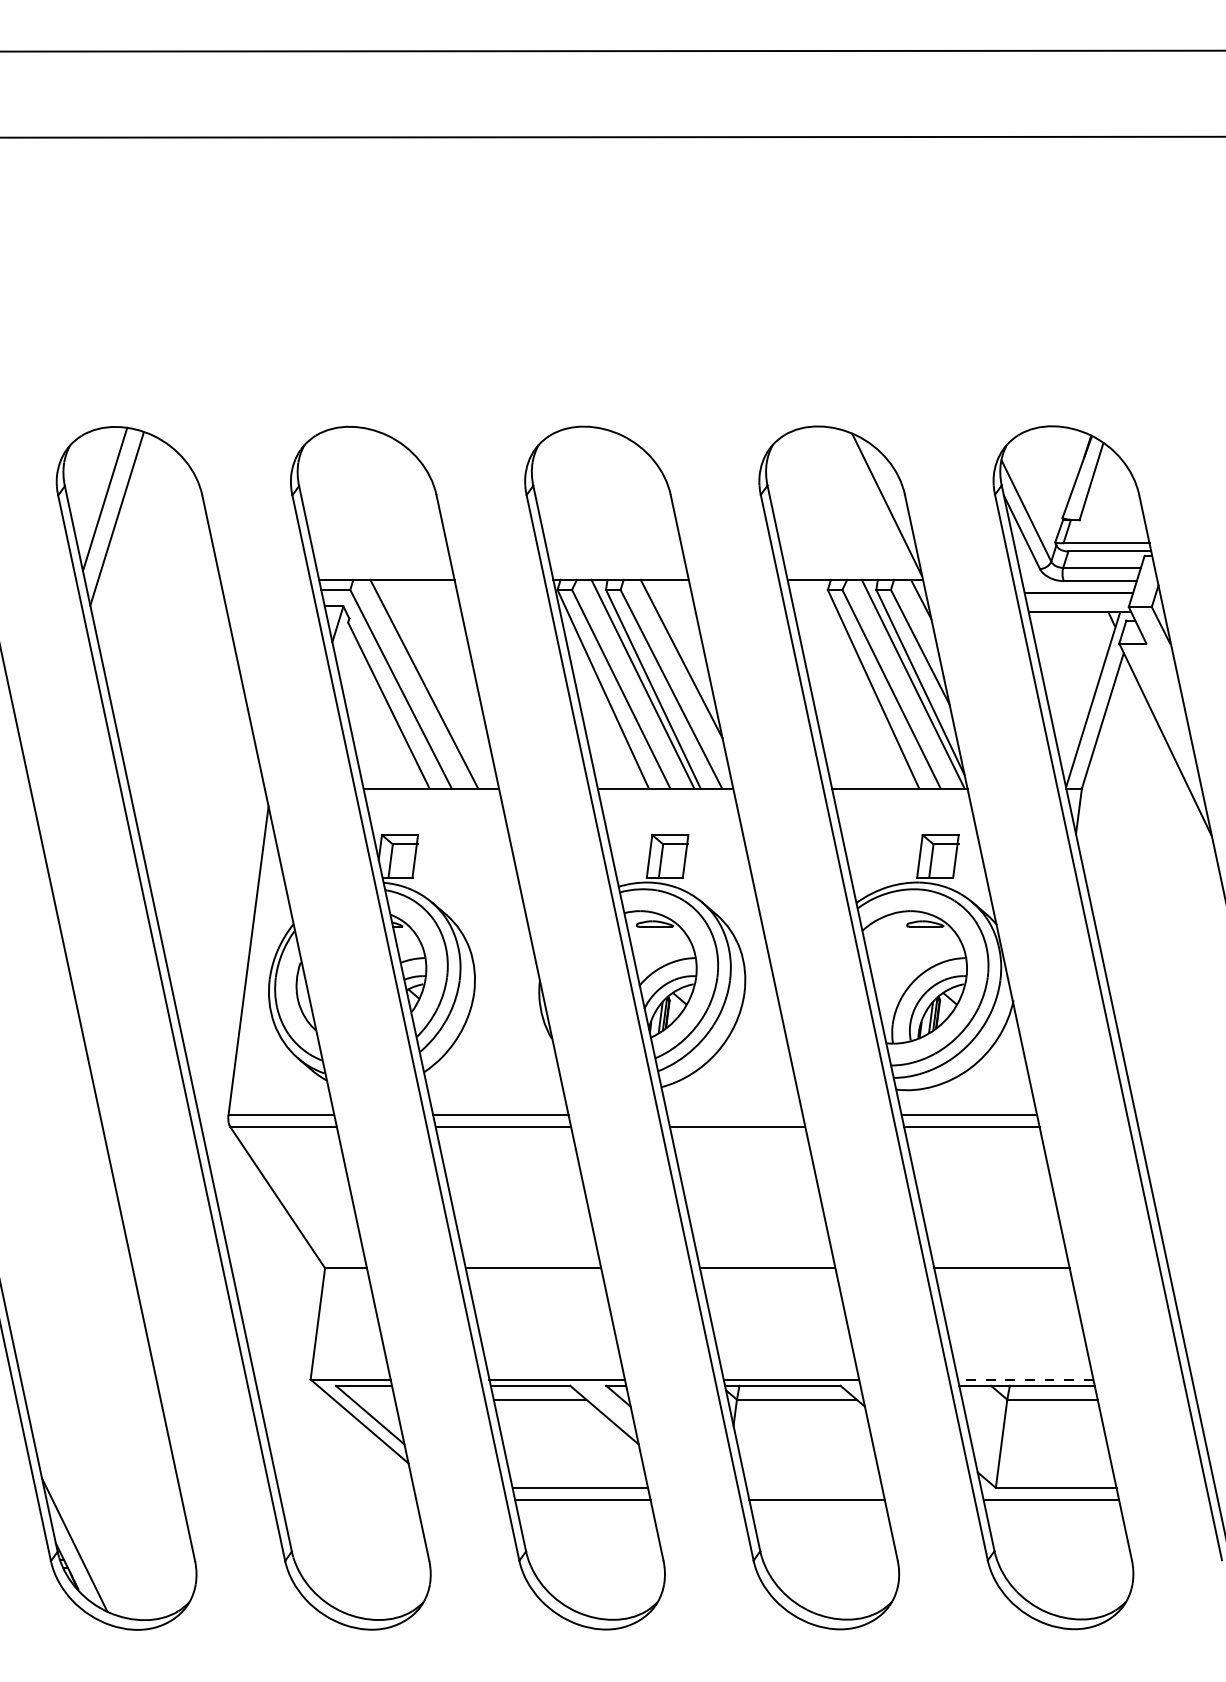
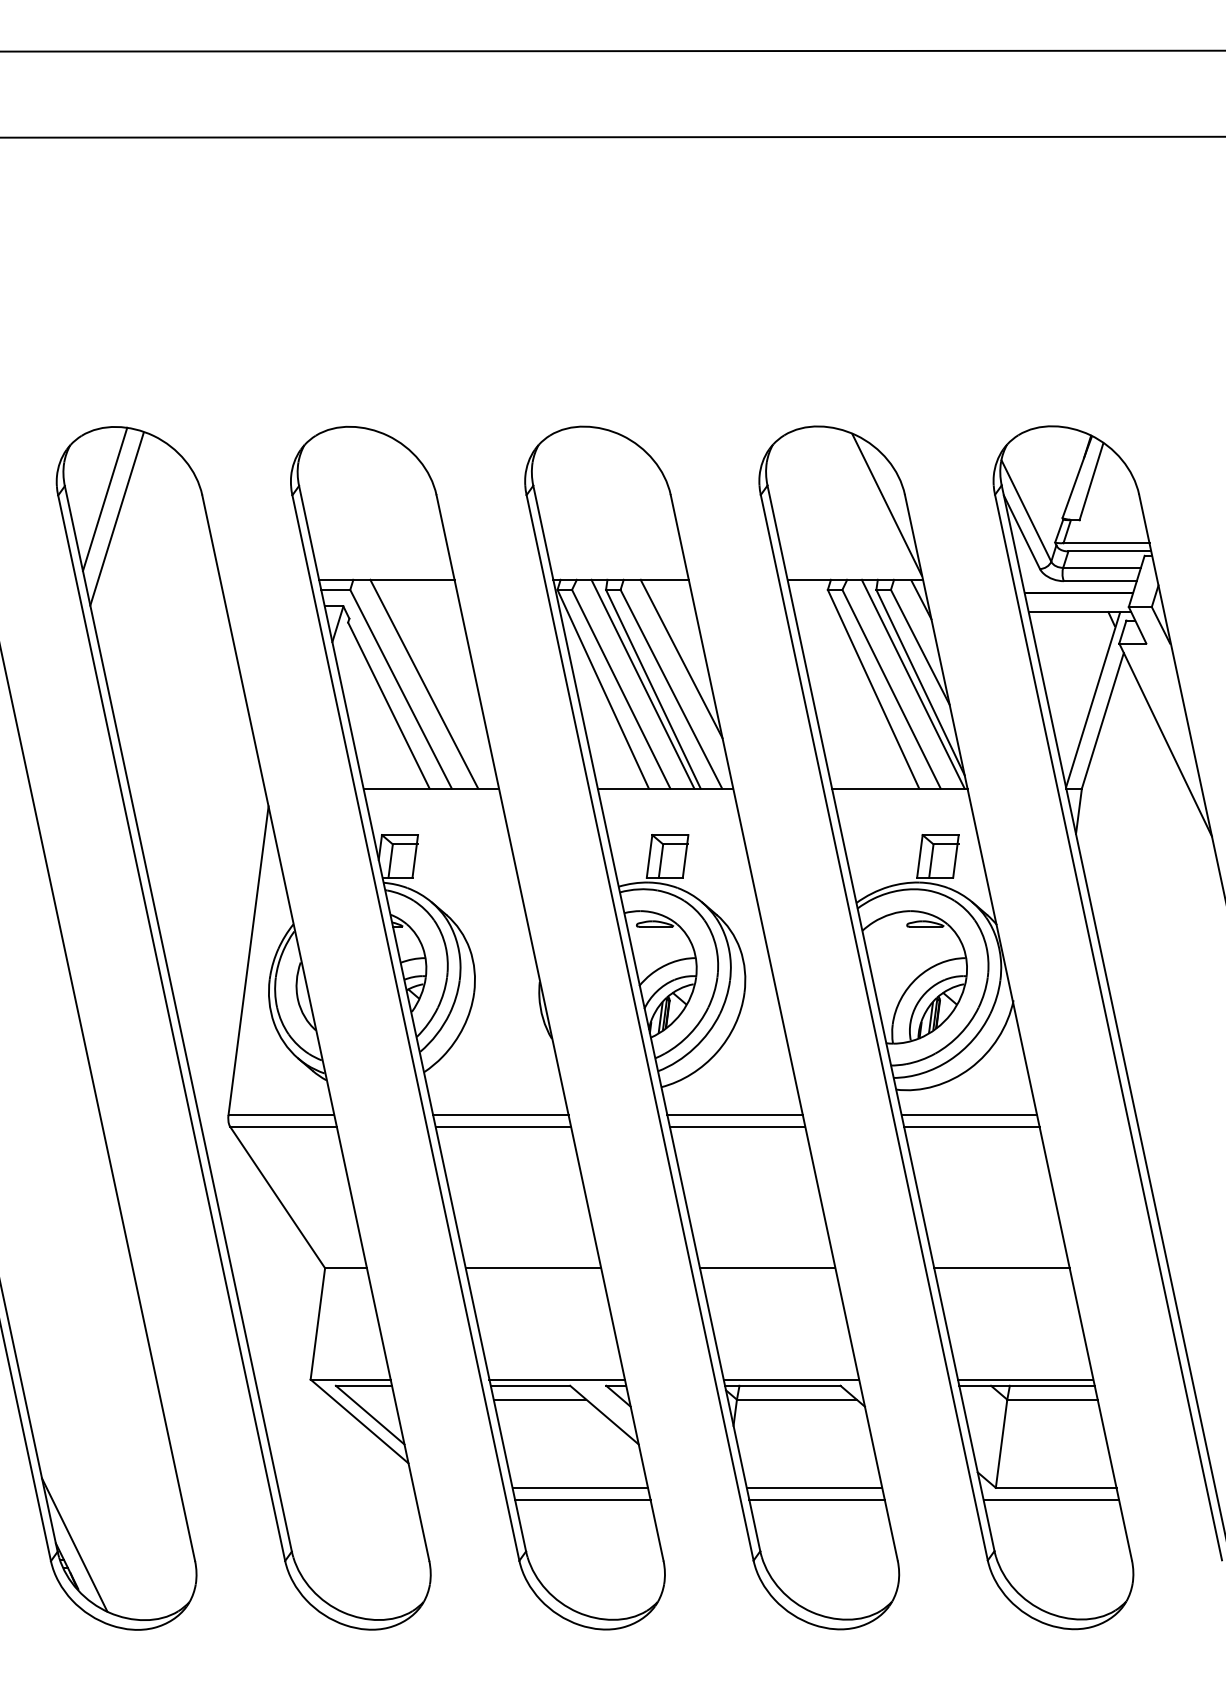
line: none -> present (734, 1115)
line: dashed -> solid (1025, 1379)
line: none -> present (814, 1487)
